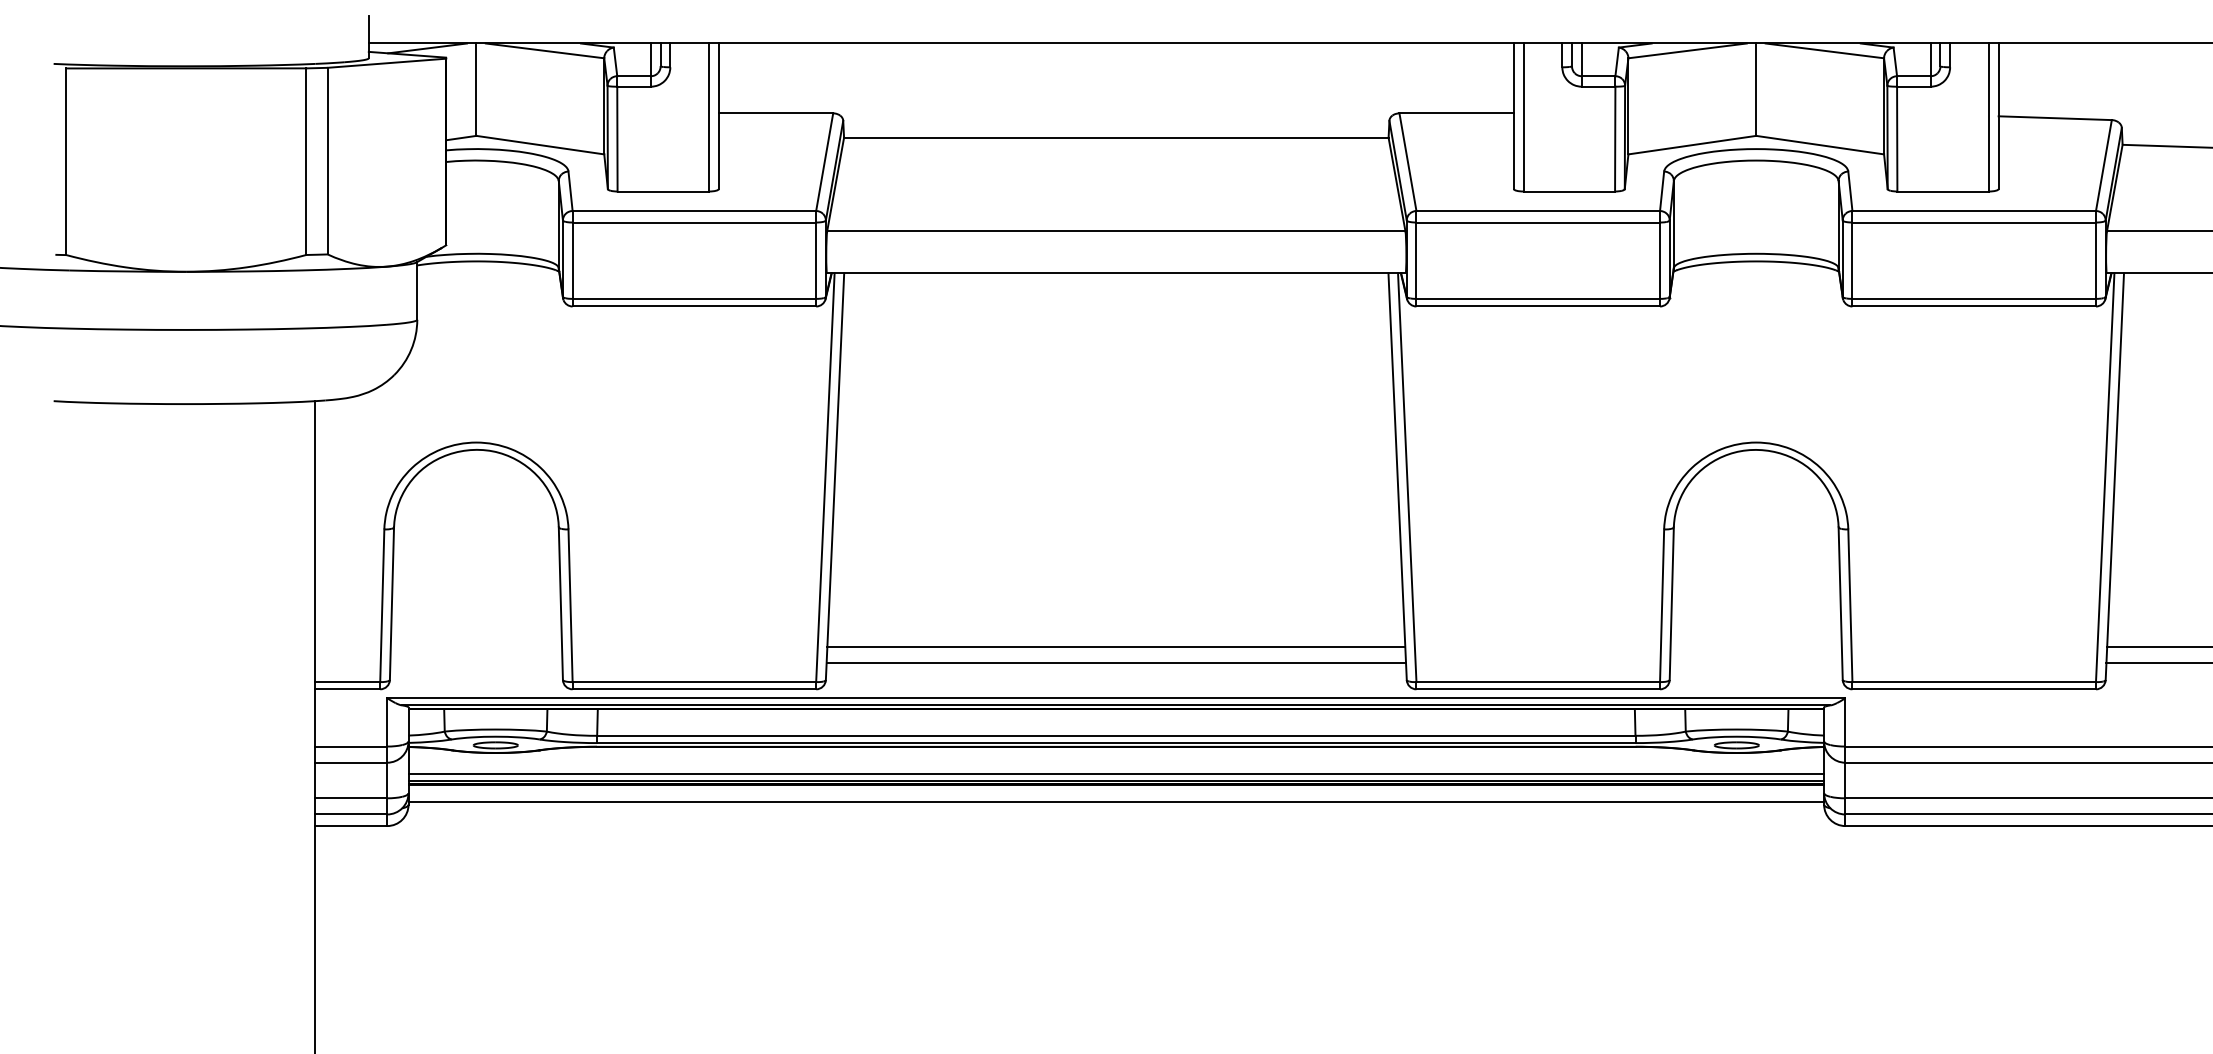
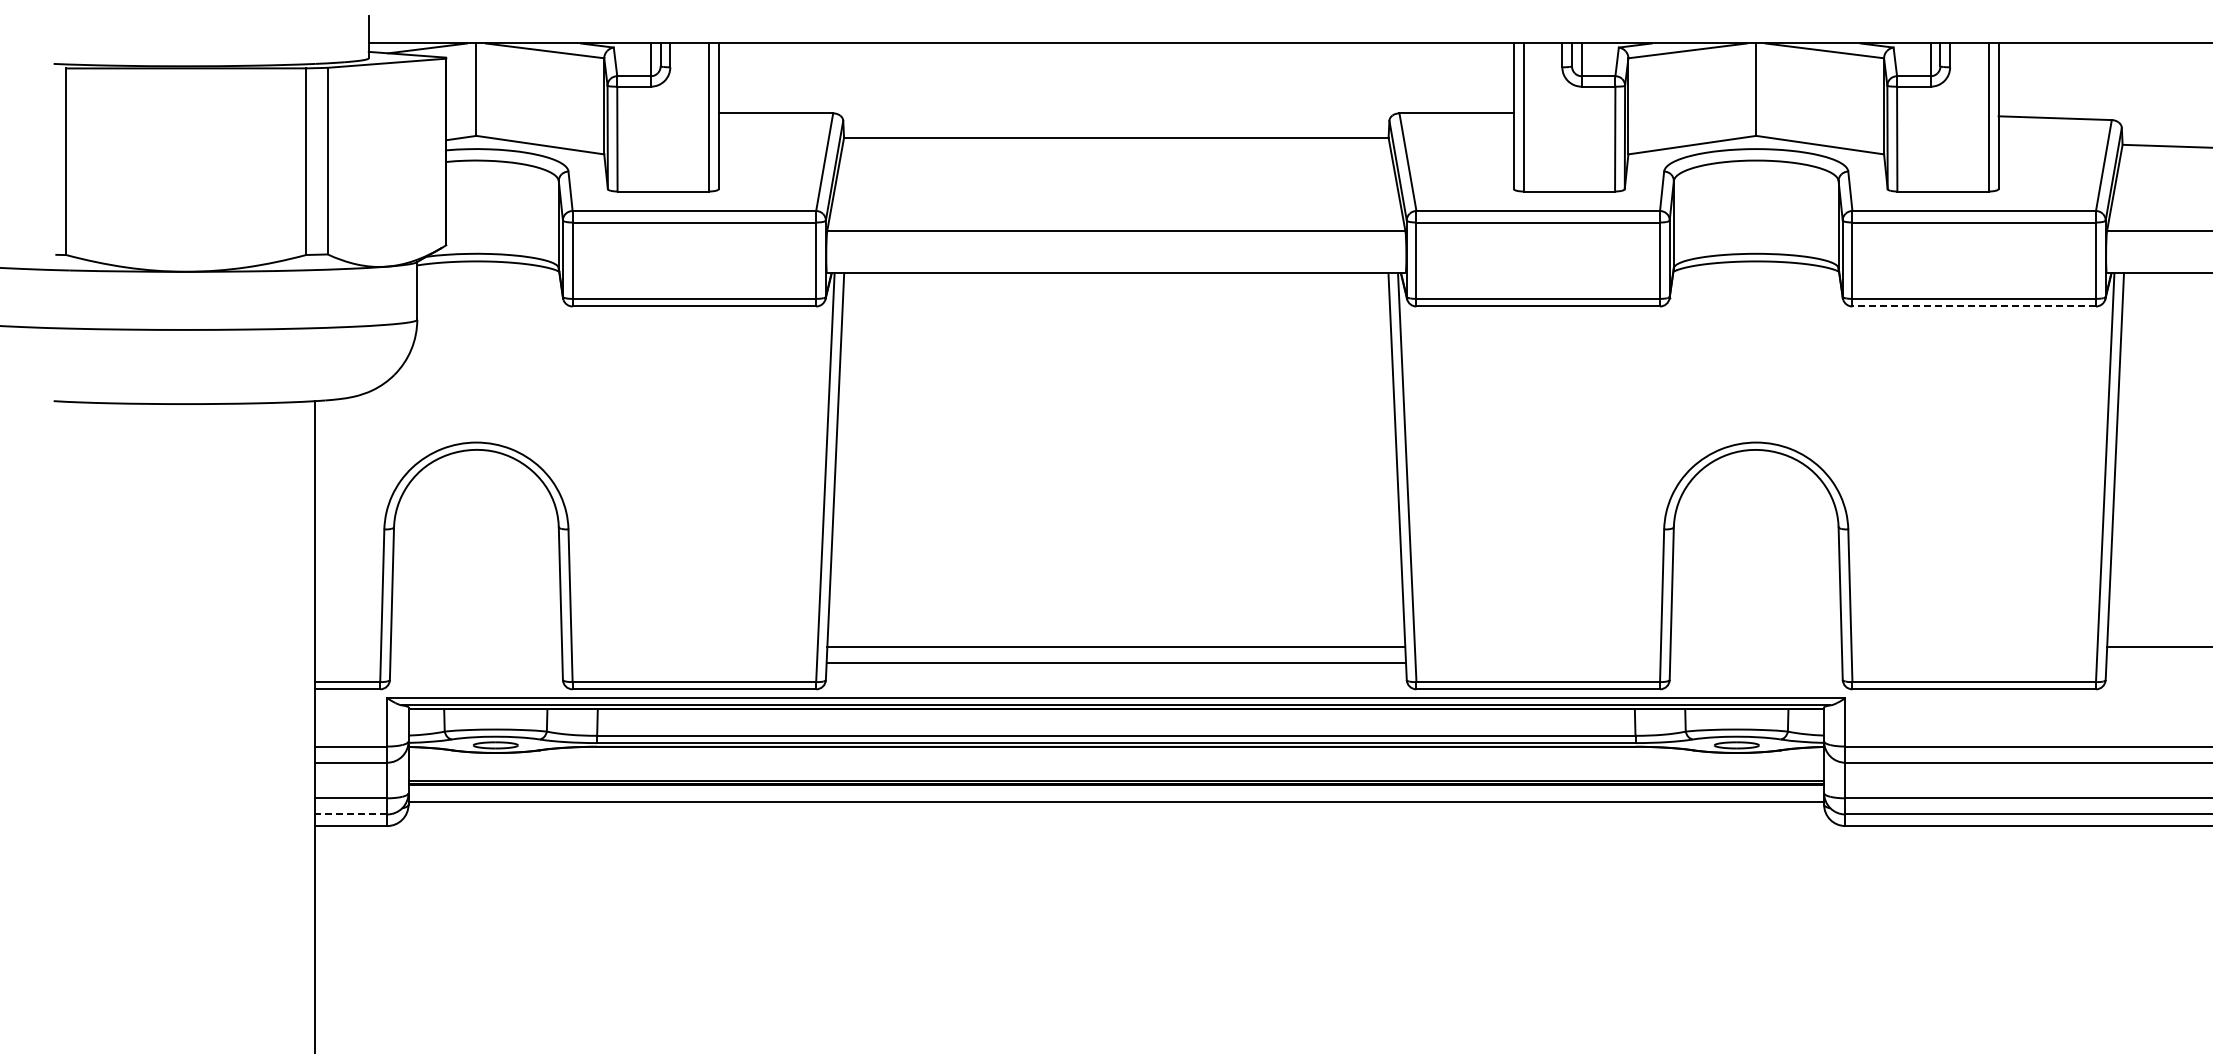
line: solid -> dashed (1974, 306)
line: present -> none (2157, 662)
line: present -> none (1116, 773)
line: solid -> dashed (351, 814)
